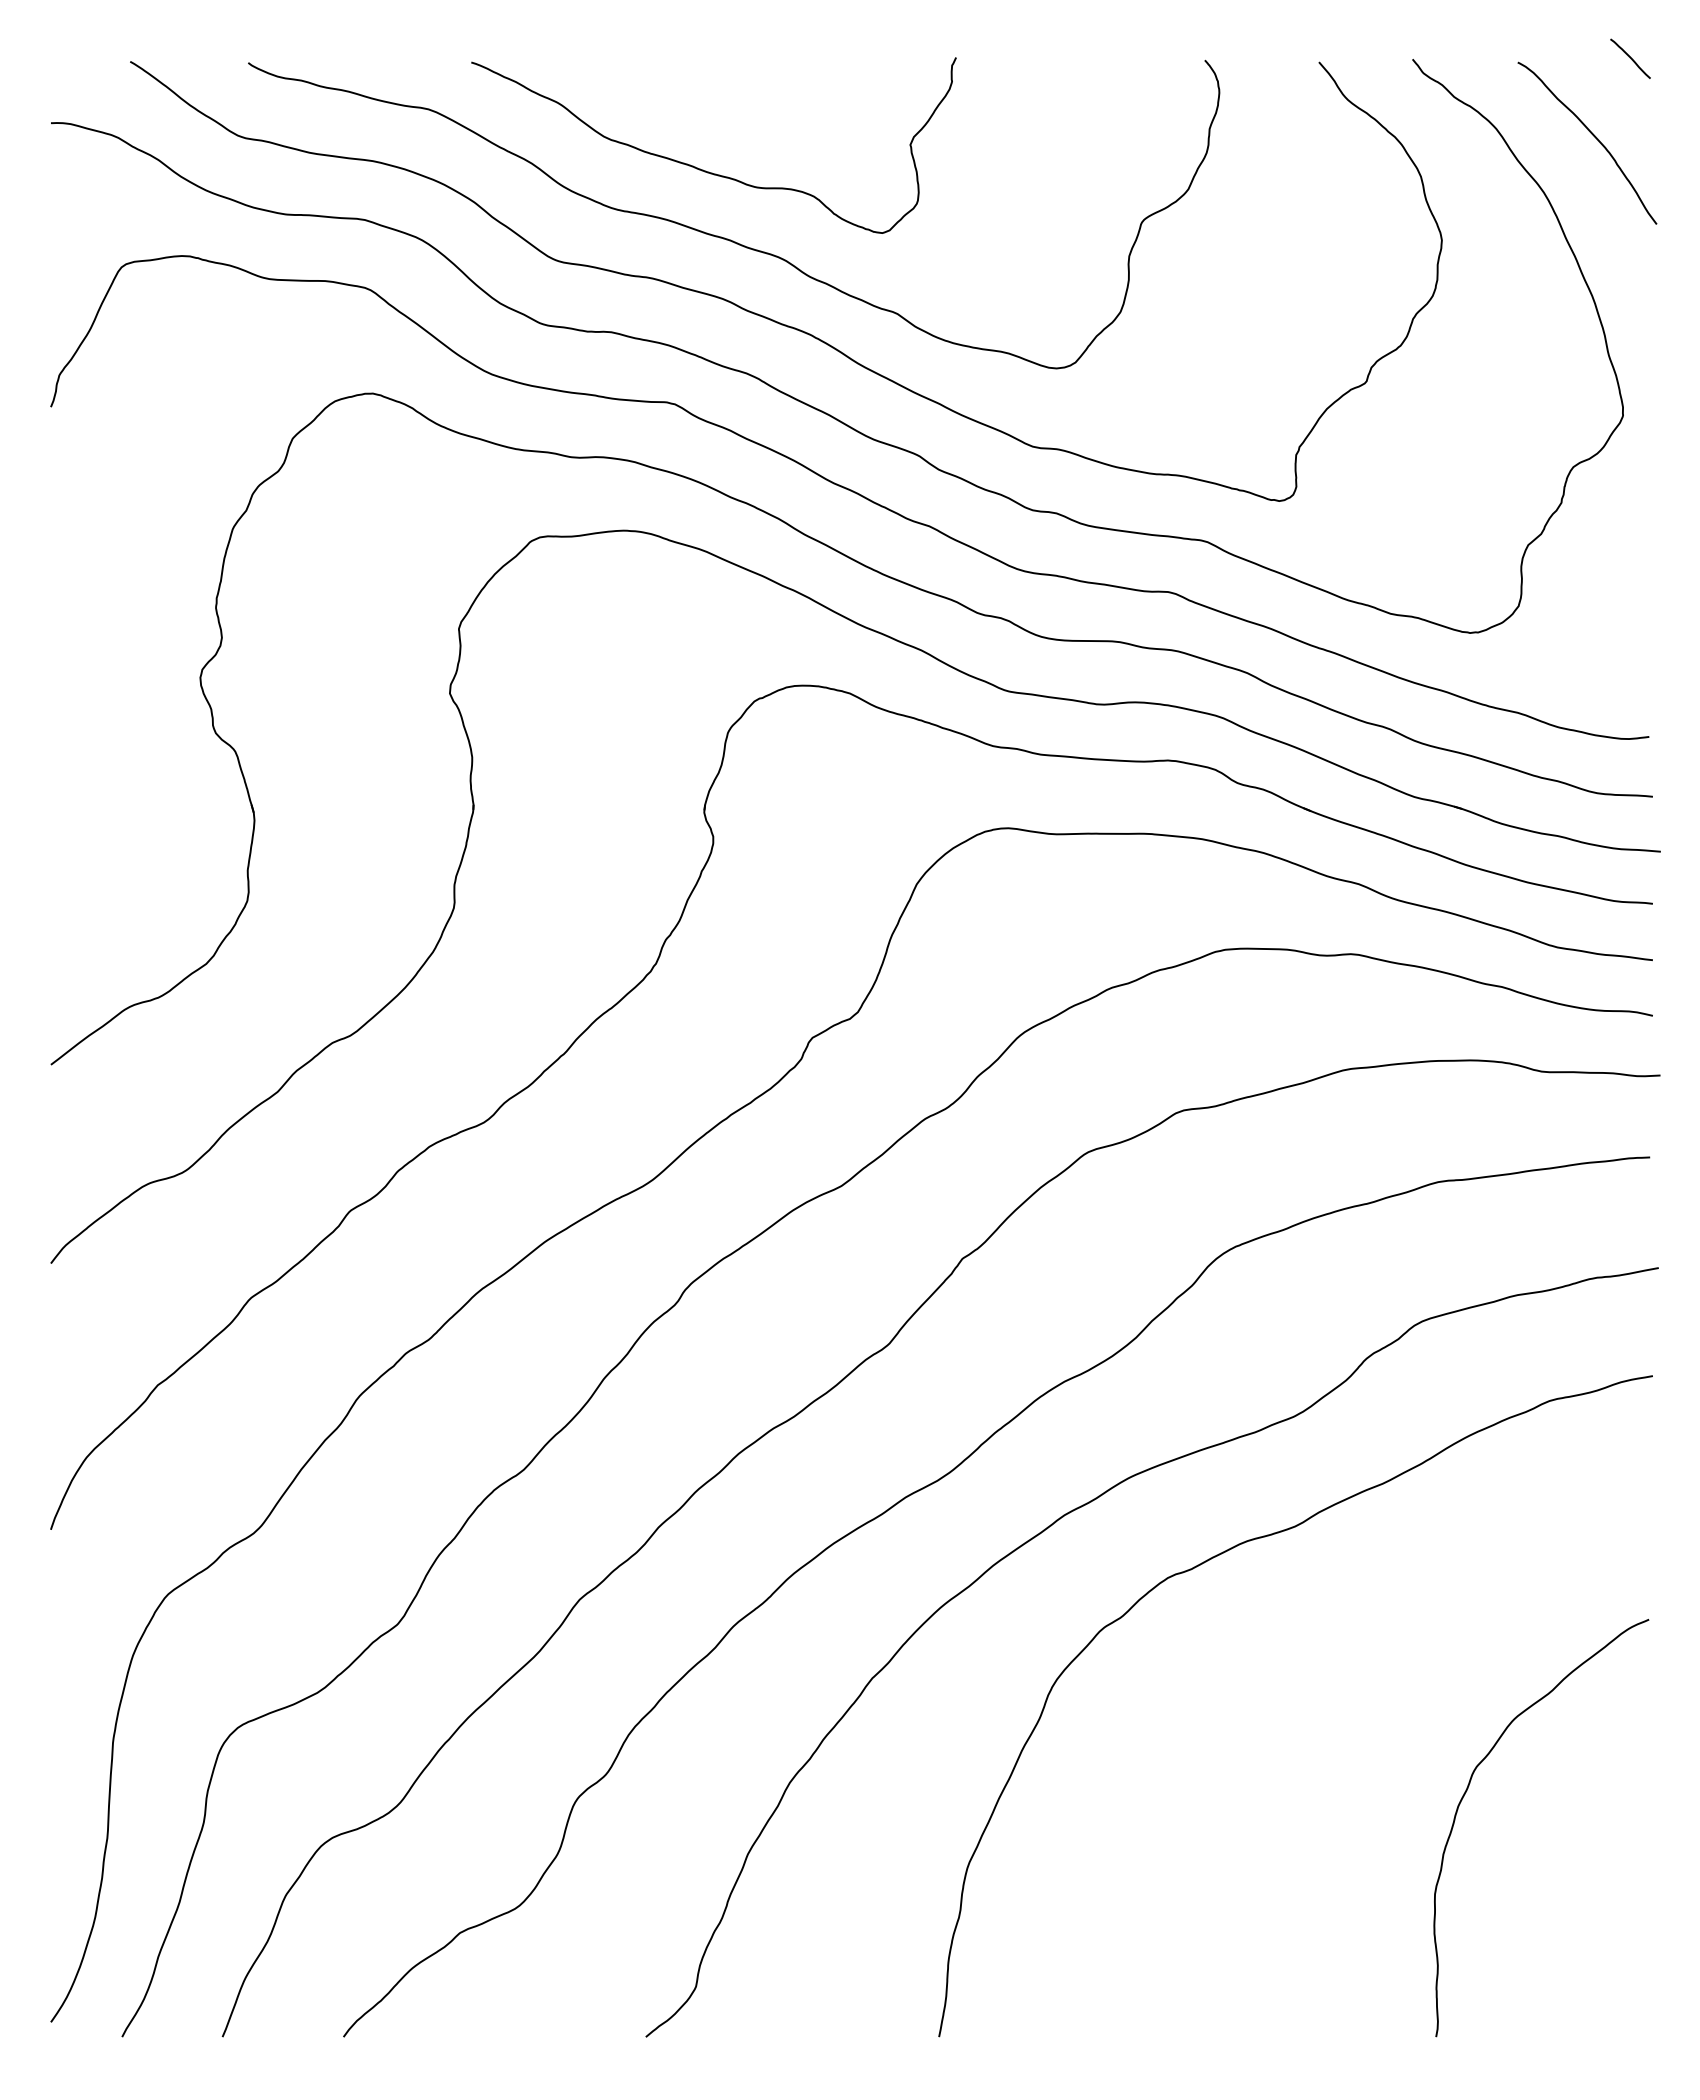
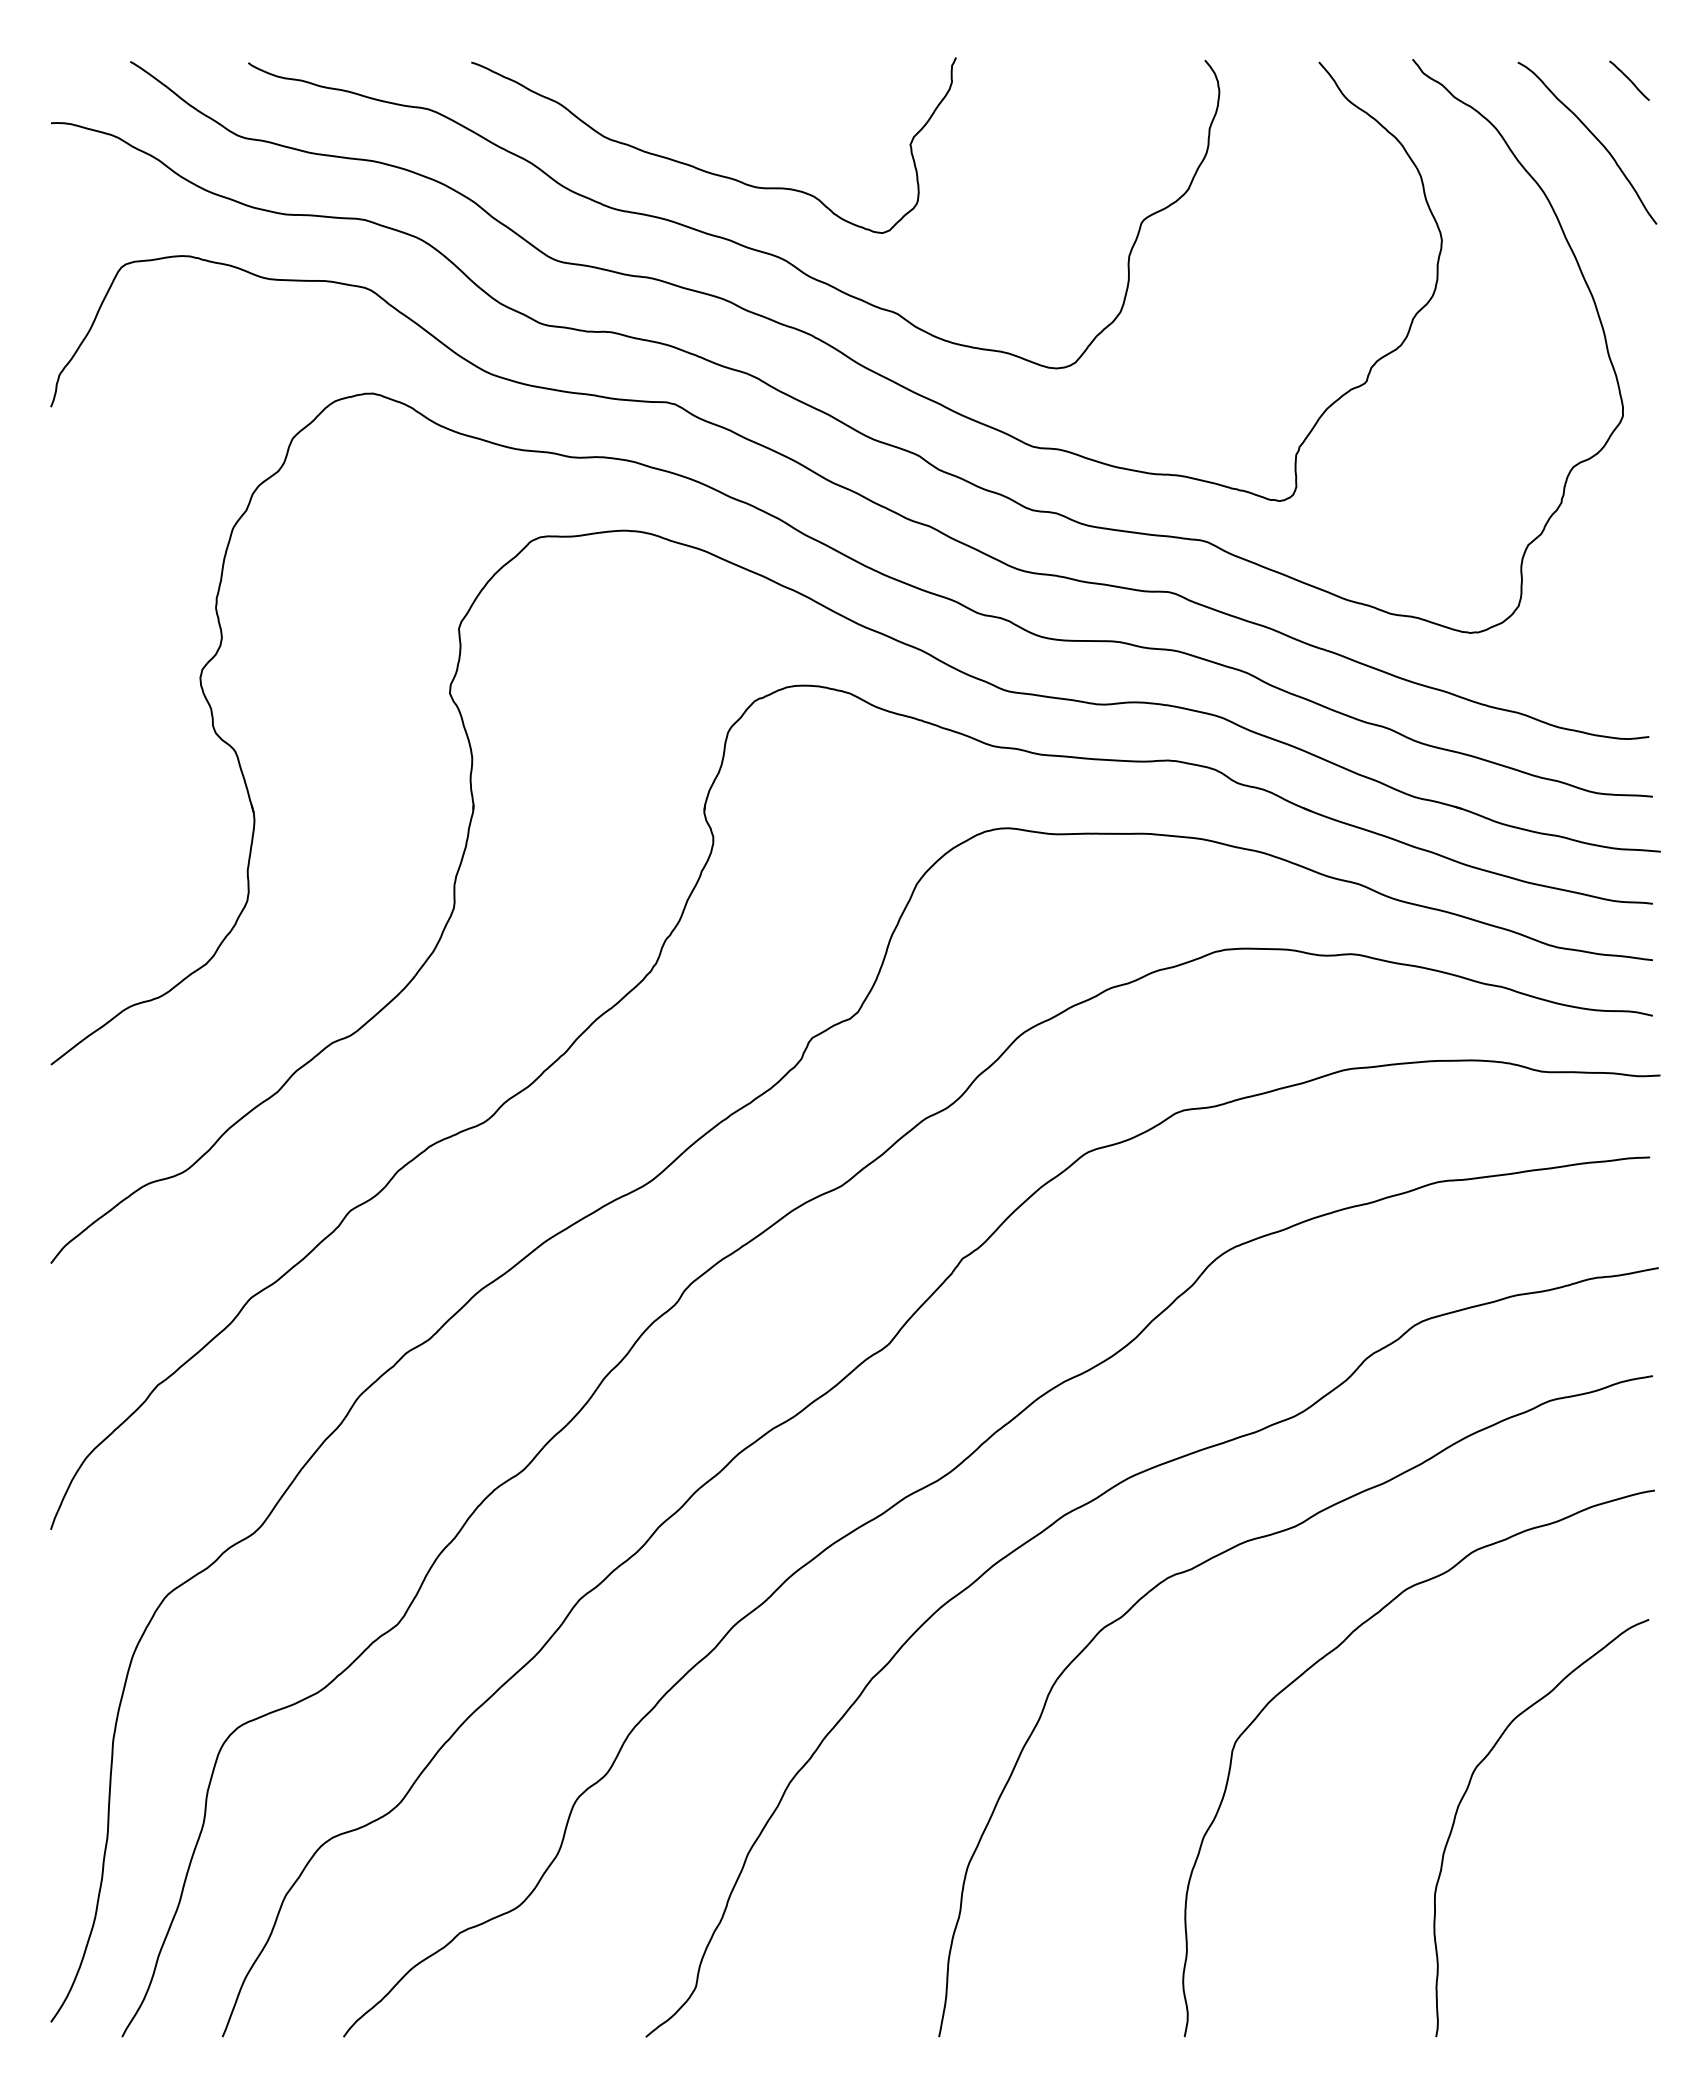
line position: (1630, 58) -> (1629, 80) (1629, 80)
curve: none -> present (1333, 1651)
